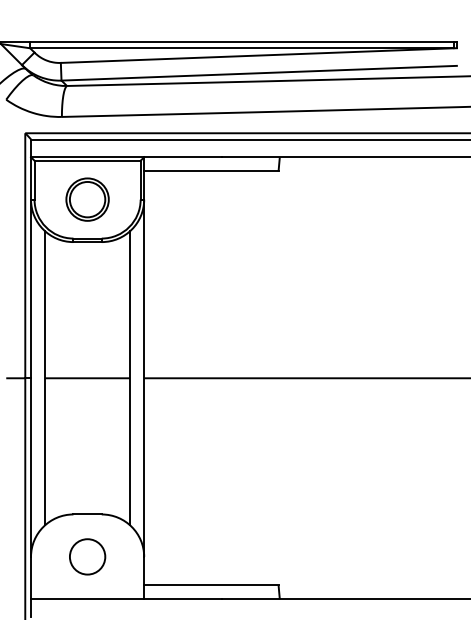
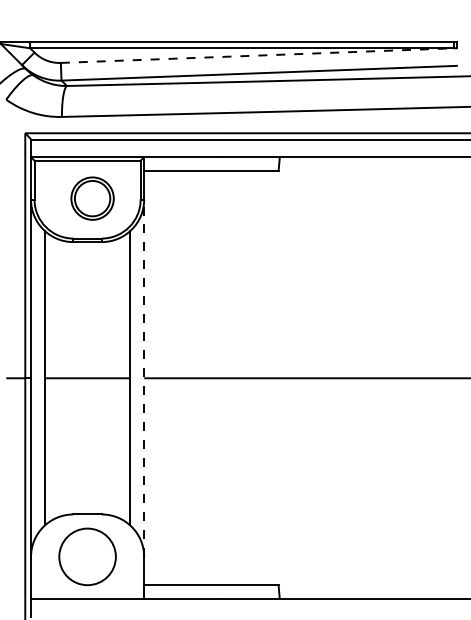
line: solid -> dashed (258, 55)
part position: (87, 199) -> (92, 198) (92, 198)
line: solid -> dashed (144, 378)
circle diameter: 35 px -> 57 px (87, 556)
